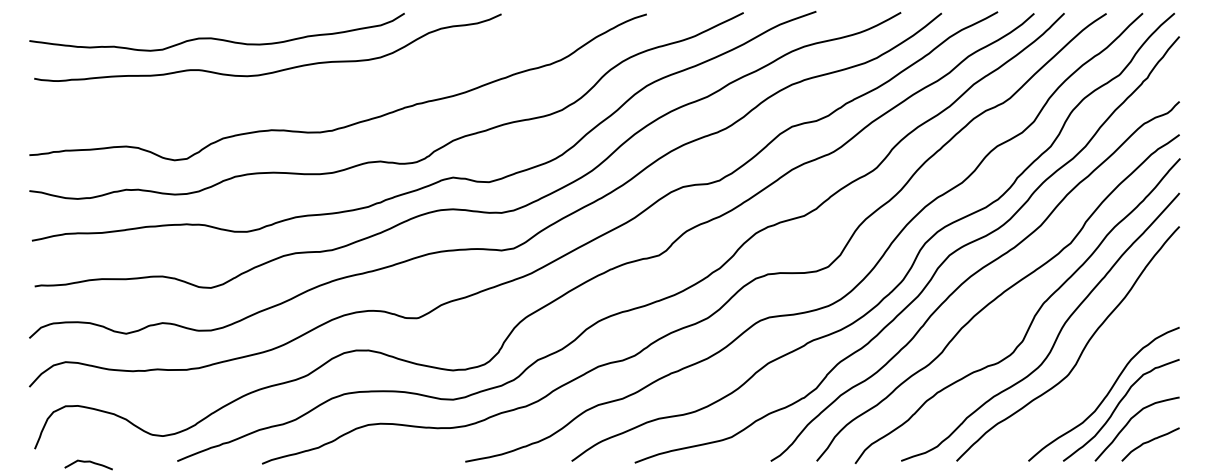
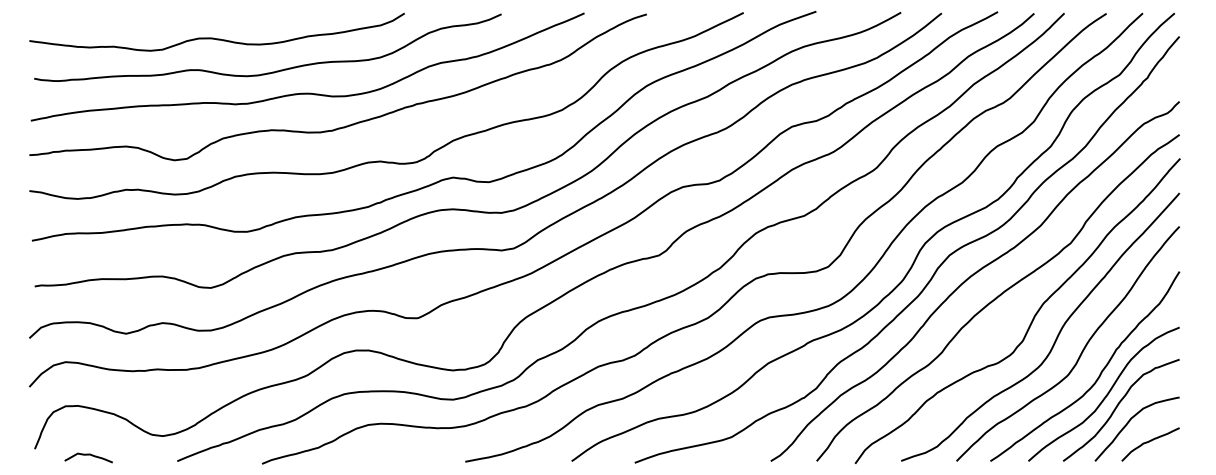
curve: none -> present (307, 92)
curve: none -> present (1099, 374)
curve position: (88, 462) -> (88, 455) (88, 455)
